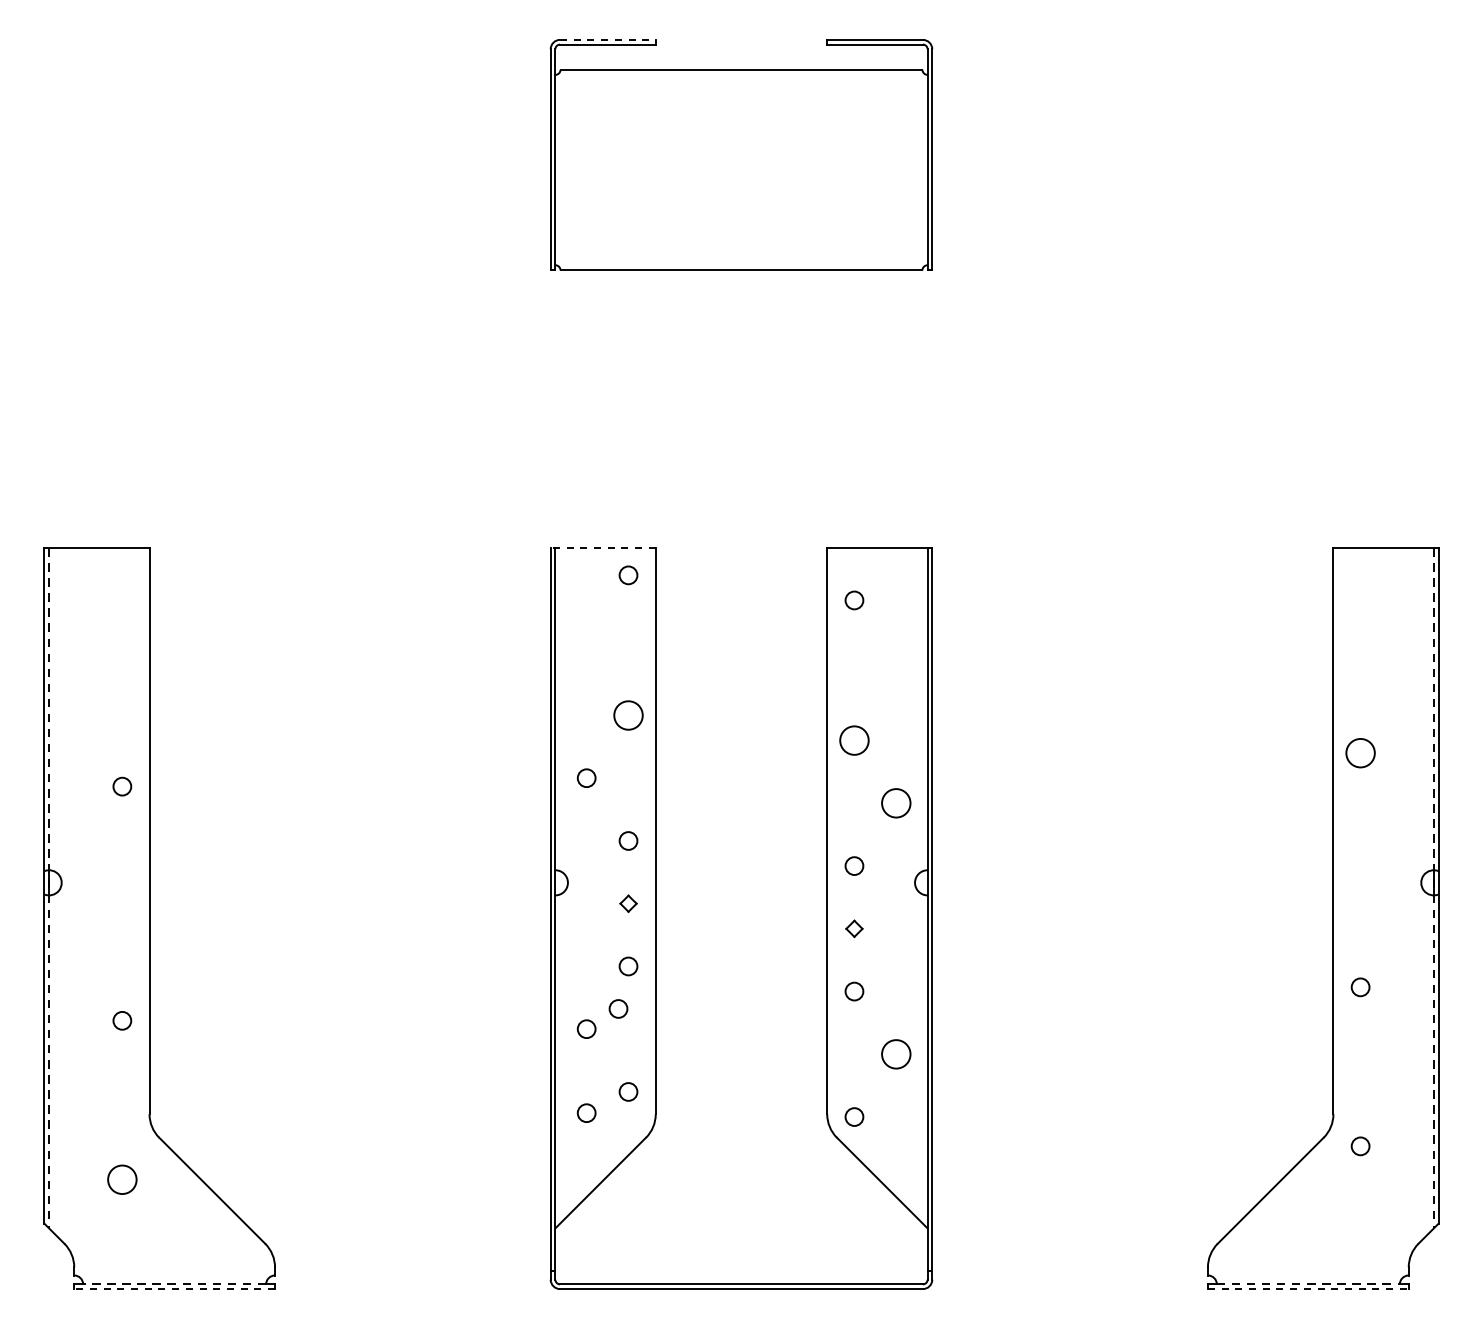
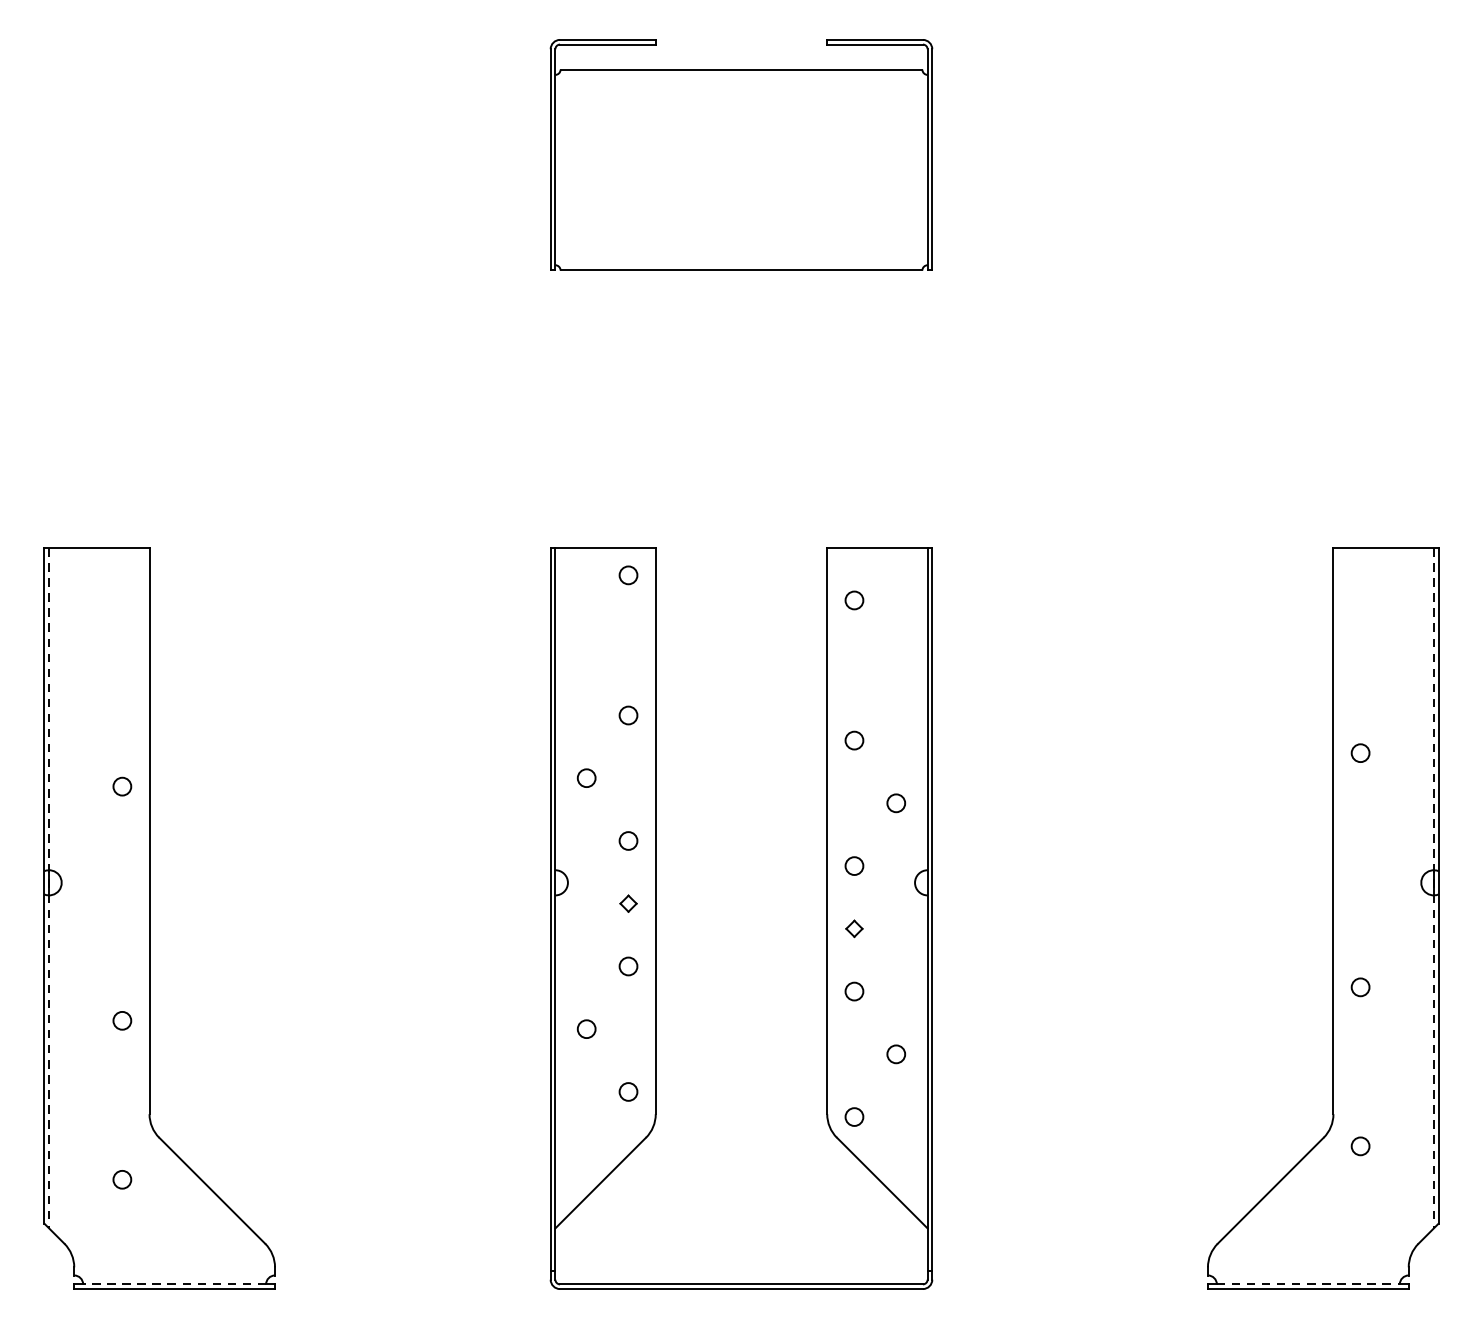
line: dashed -> solid (607, 39)
line: dashed -> solid (603, 548)
circle diameter: 28 px -> 18 px (628, 715)
circle diameter: 28 px -> 18 px (854, 740)
circle diameter: 28 px -> 18 px (1360, 753)
circle diameter: 28 px -> 18 px (896, 803)
circle: present -> none (618, 1008)
circle diameter: 28 px -> 18 px (896, 1054)
circle: present -> none (586, 1112)
circle diameter: 28 px -> 18 px (122, 1179)
line: dashed -> solid (174, 1289)
line: dashed -> solid (1308, 1289)
